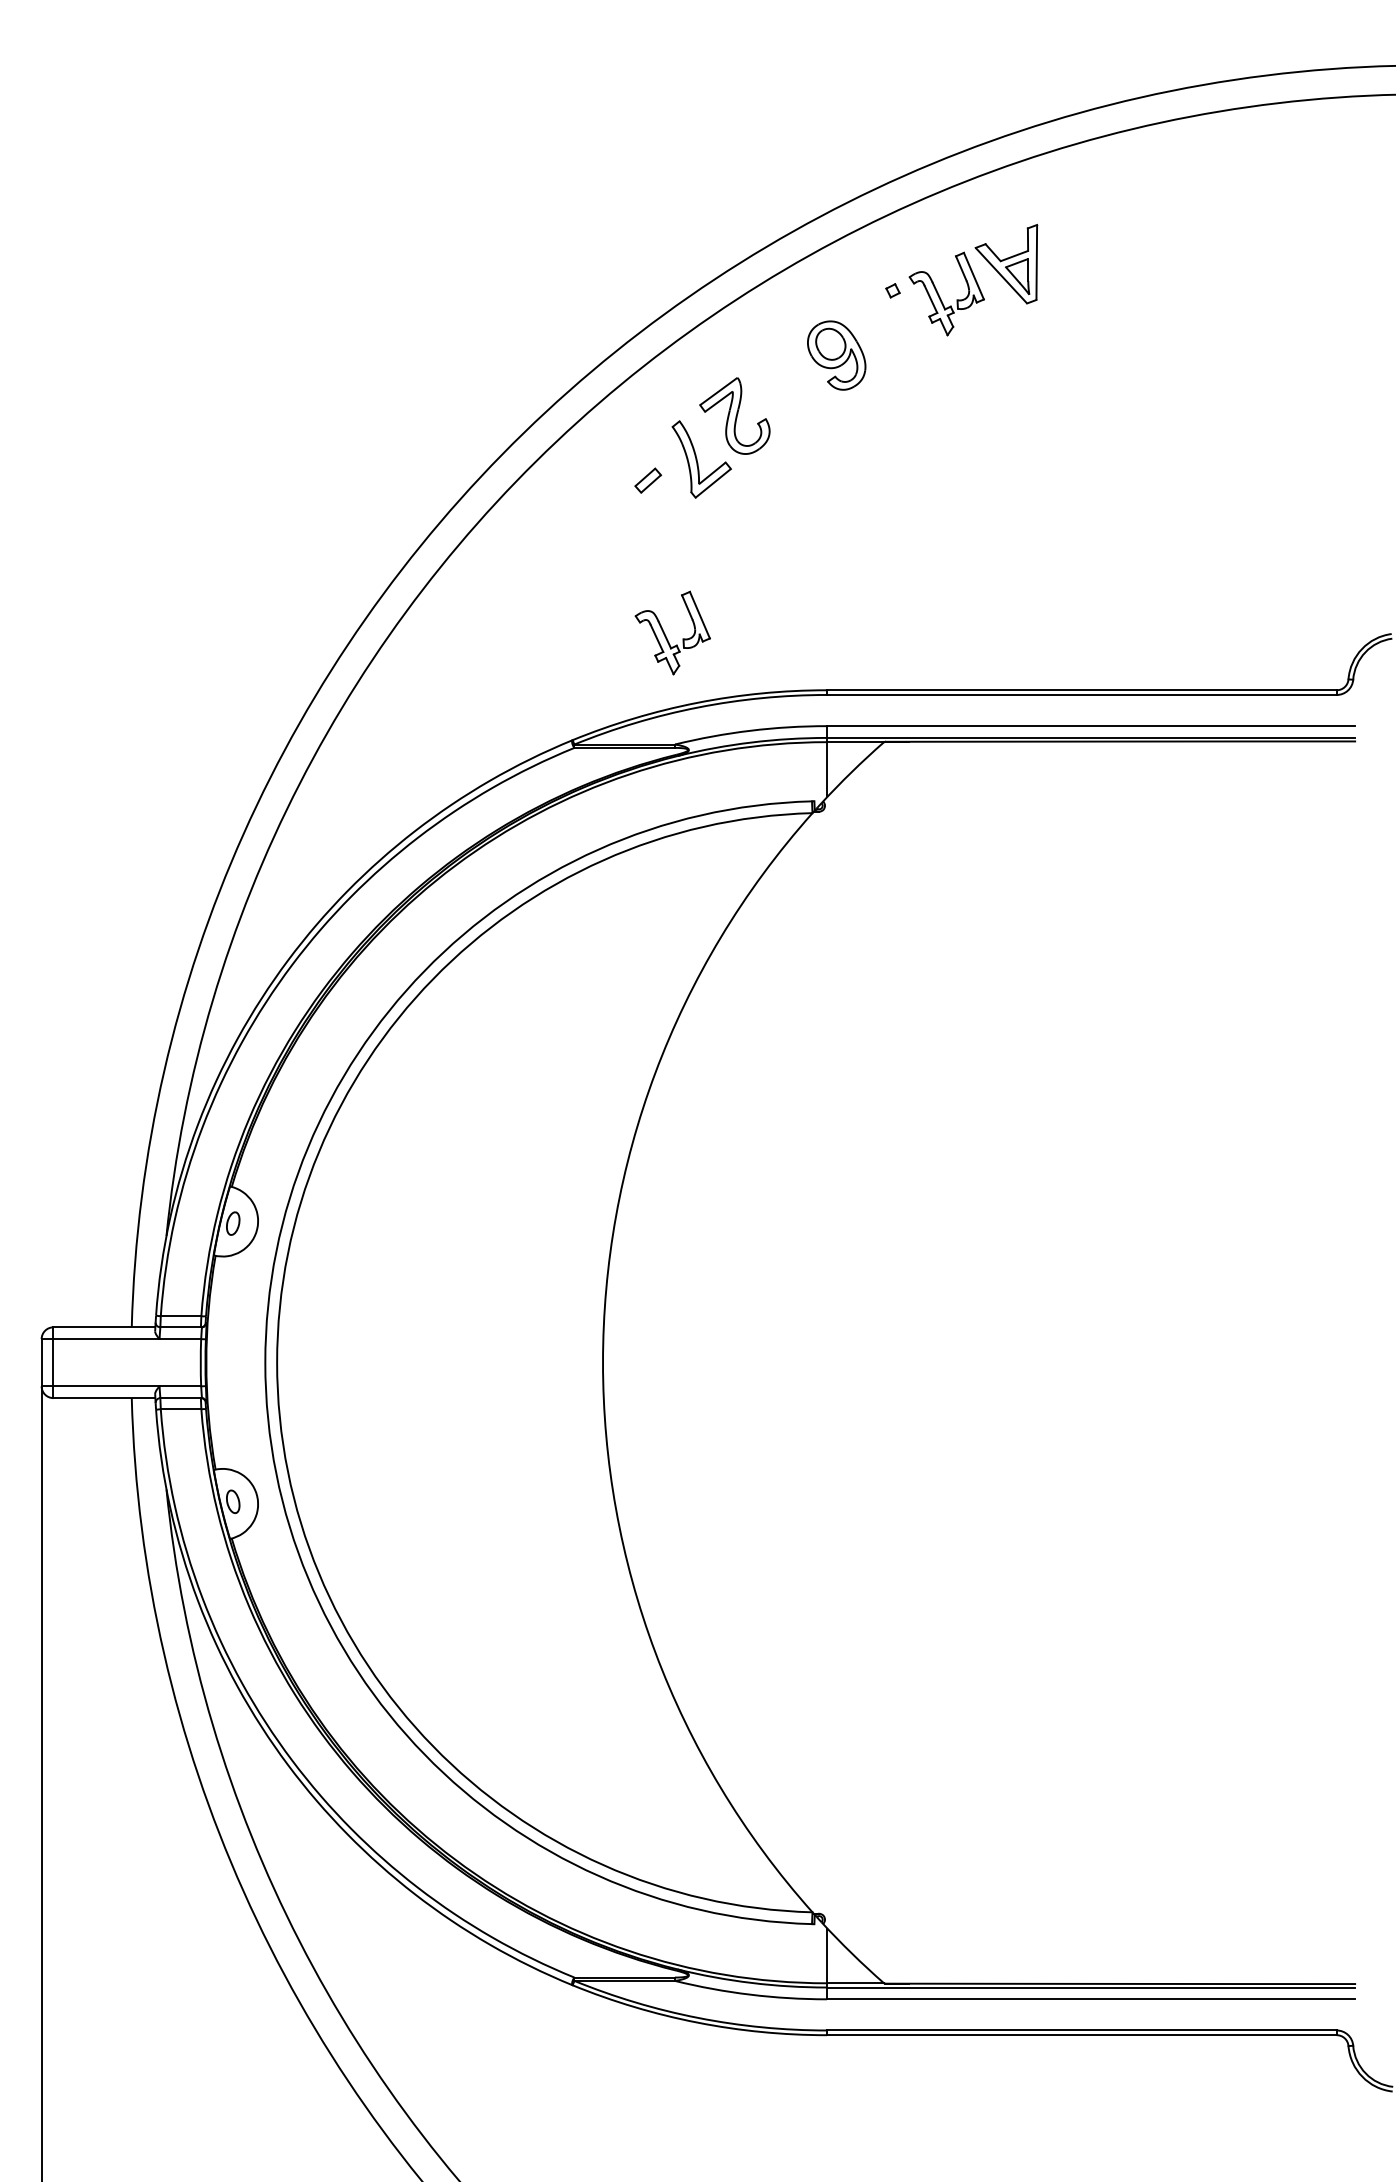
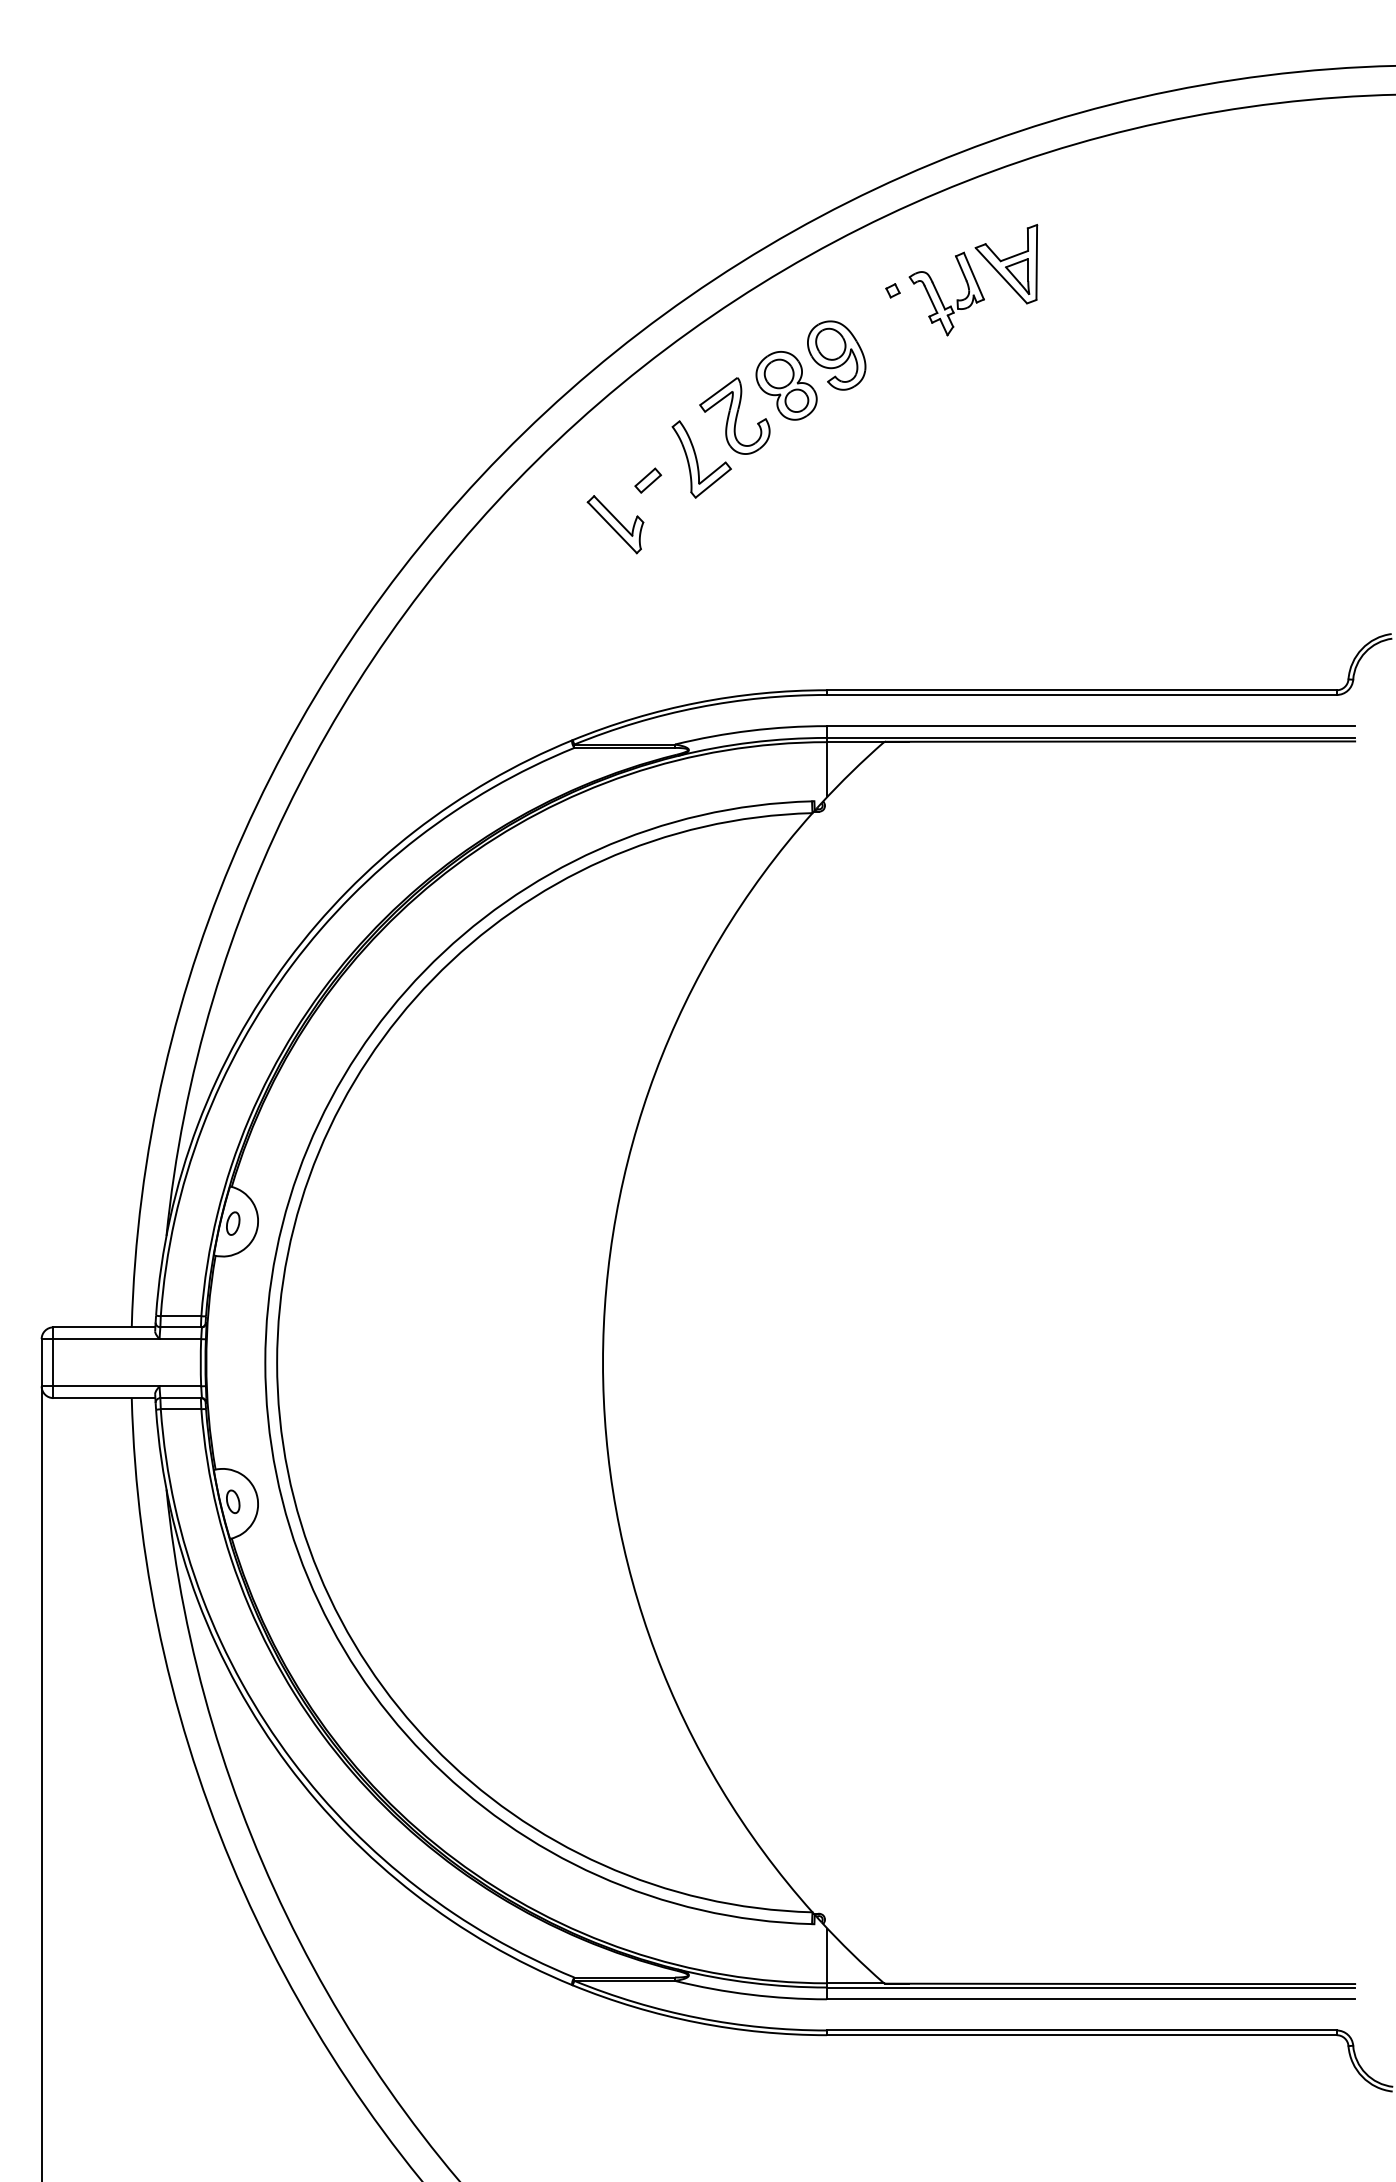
part: none -> present (786, 385)
part: none -> present (615, 524)
part: present -> none (666, 635)
